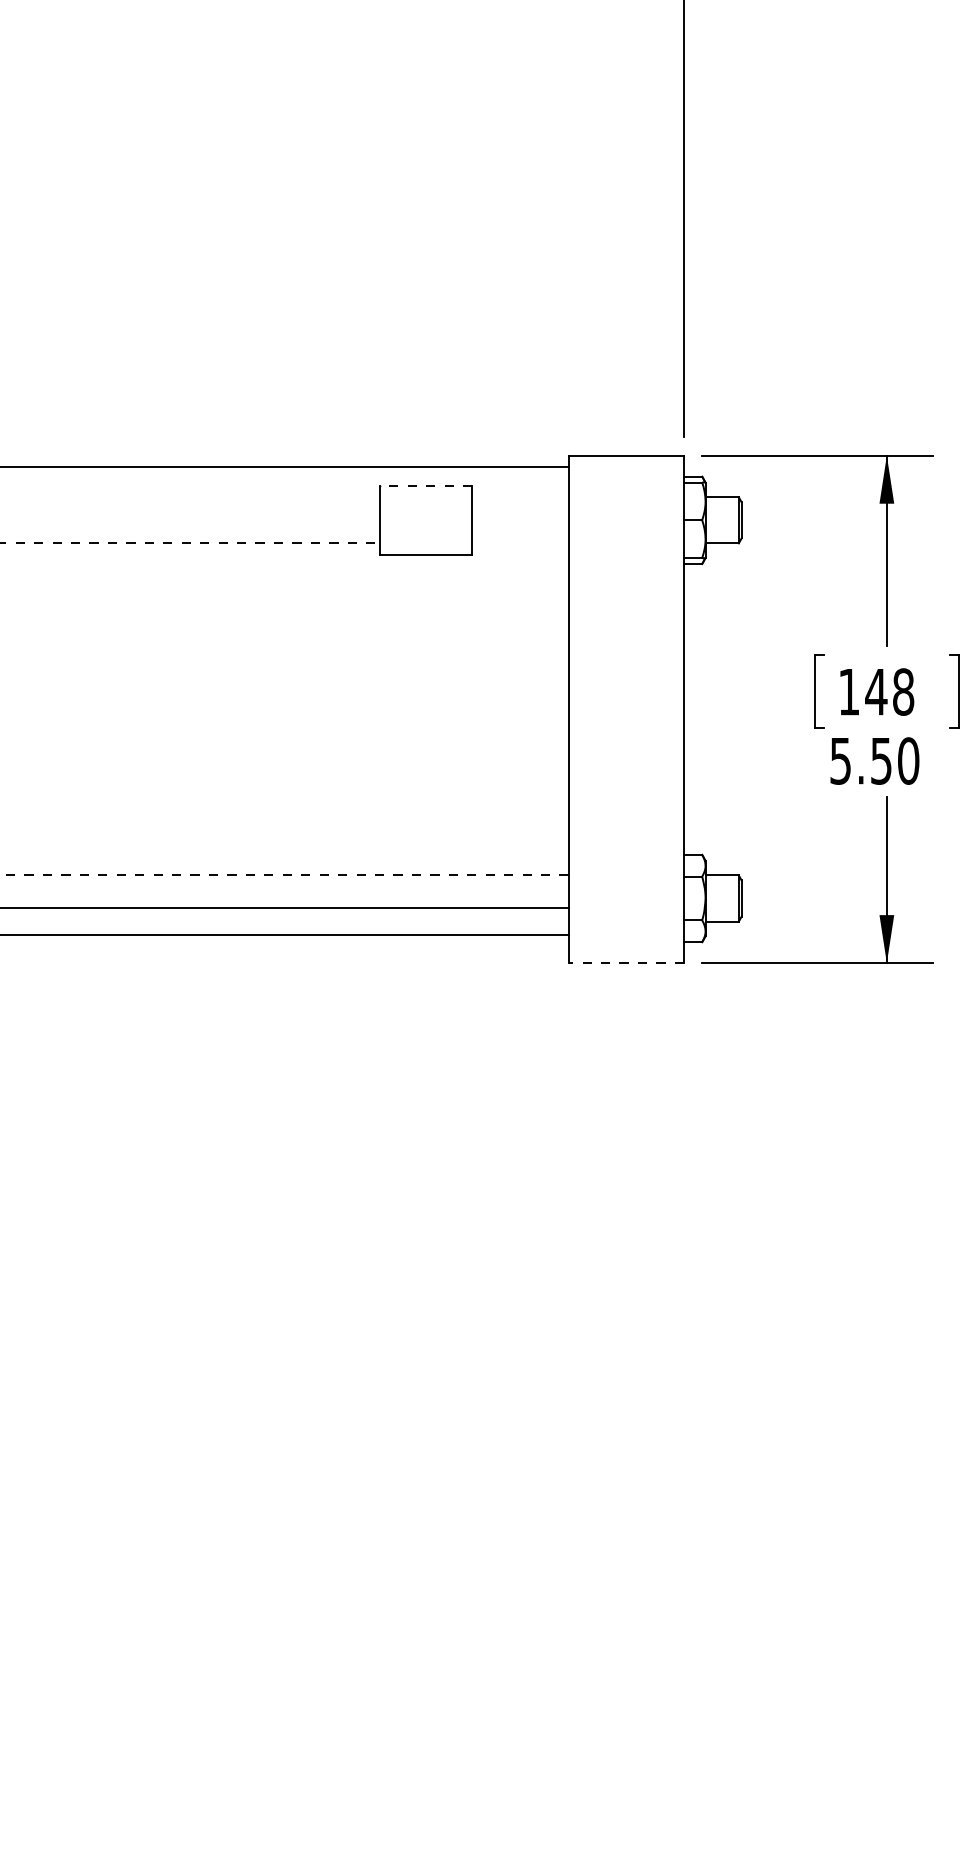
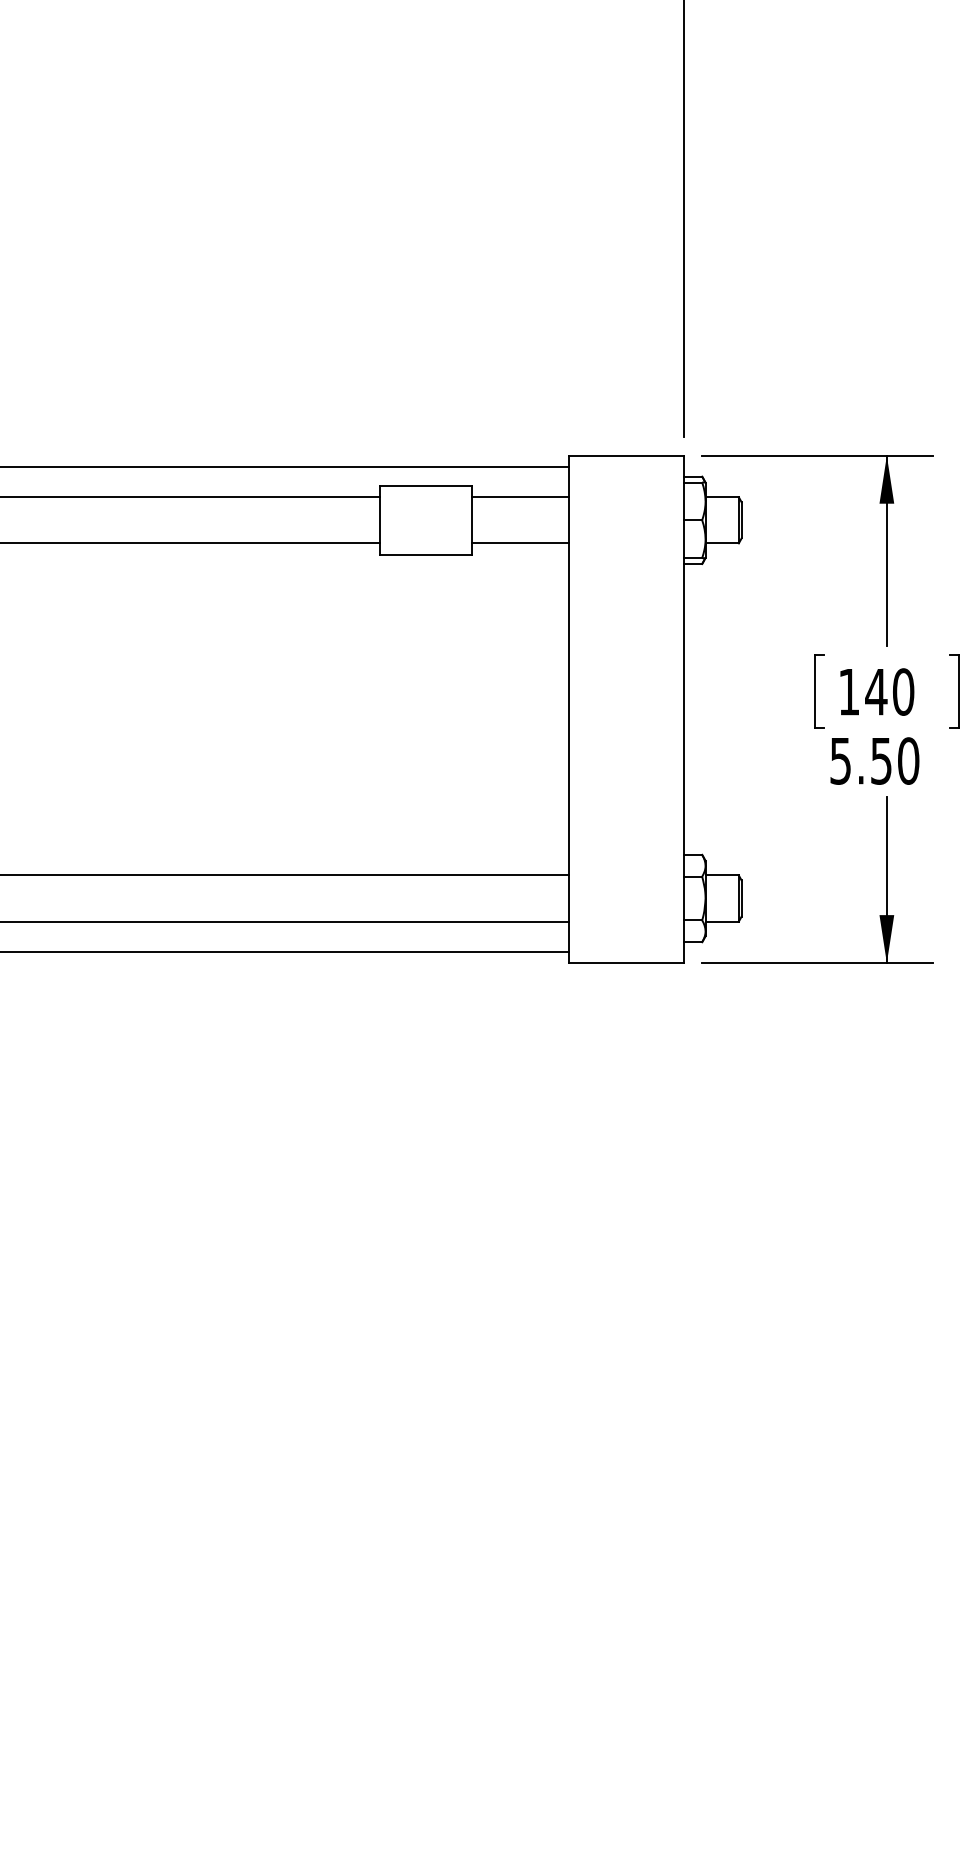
line: dashed -> solid (425, 485)
line: none -> present (191, 497)
line: none -> present (520, 497)
line: dashed -> solid (190, 543)
line: none -> present (520, 543)
text: 148 -> 140 (903, 691)
line: dashed -> solid (284, 875)
line position: (285, 907) -> (285, 921) (285, 921)
line position: (285, 934) -> (285, 951) (285, 951)
line: dashed -> solid (626, 963)
